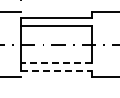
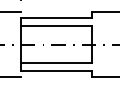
line: dashed -> solid (56, 63)
line: dashed -> solid (56, 71)
